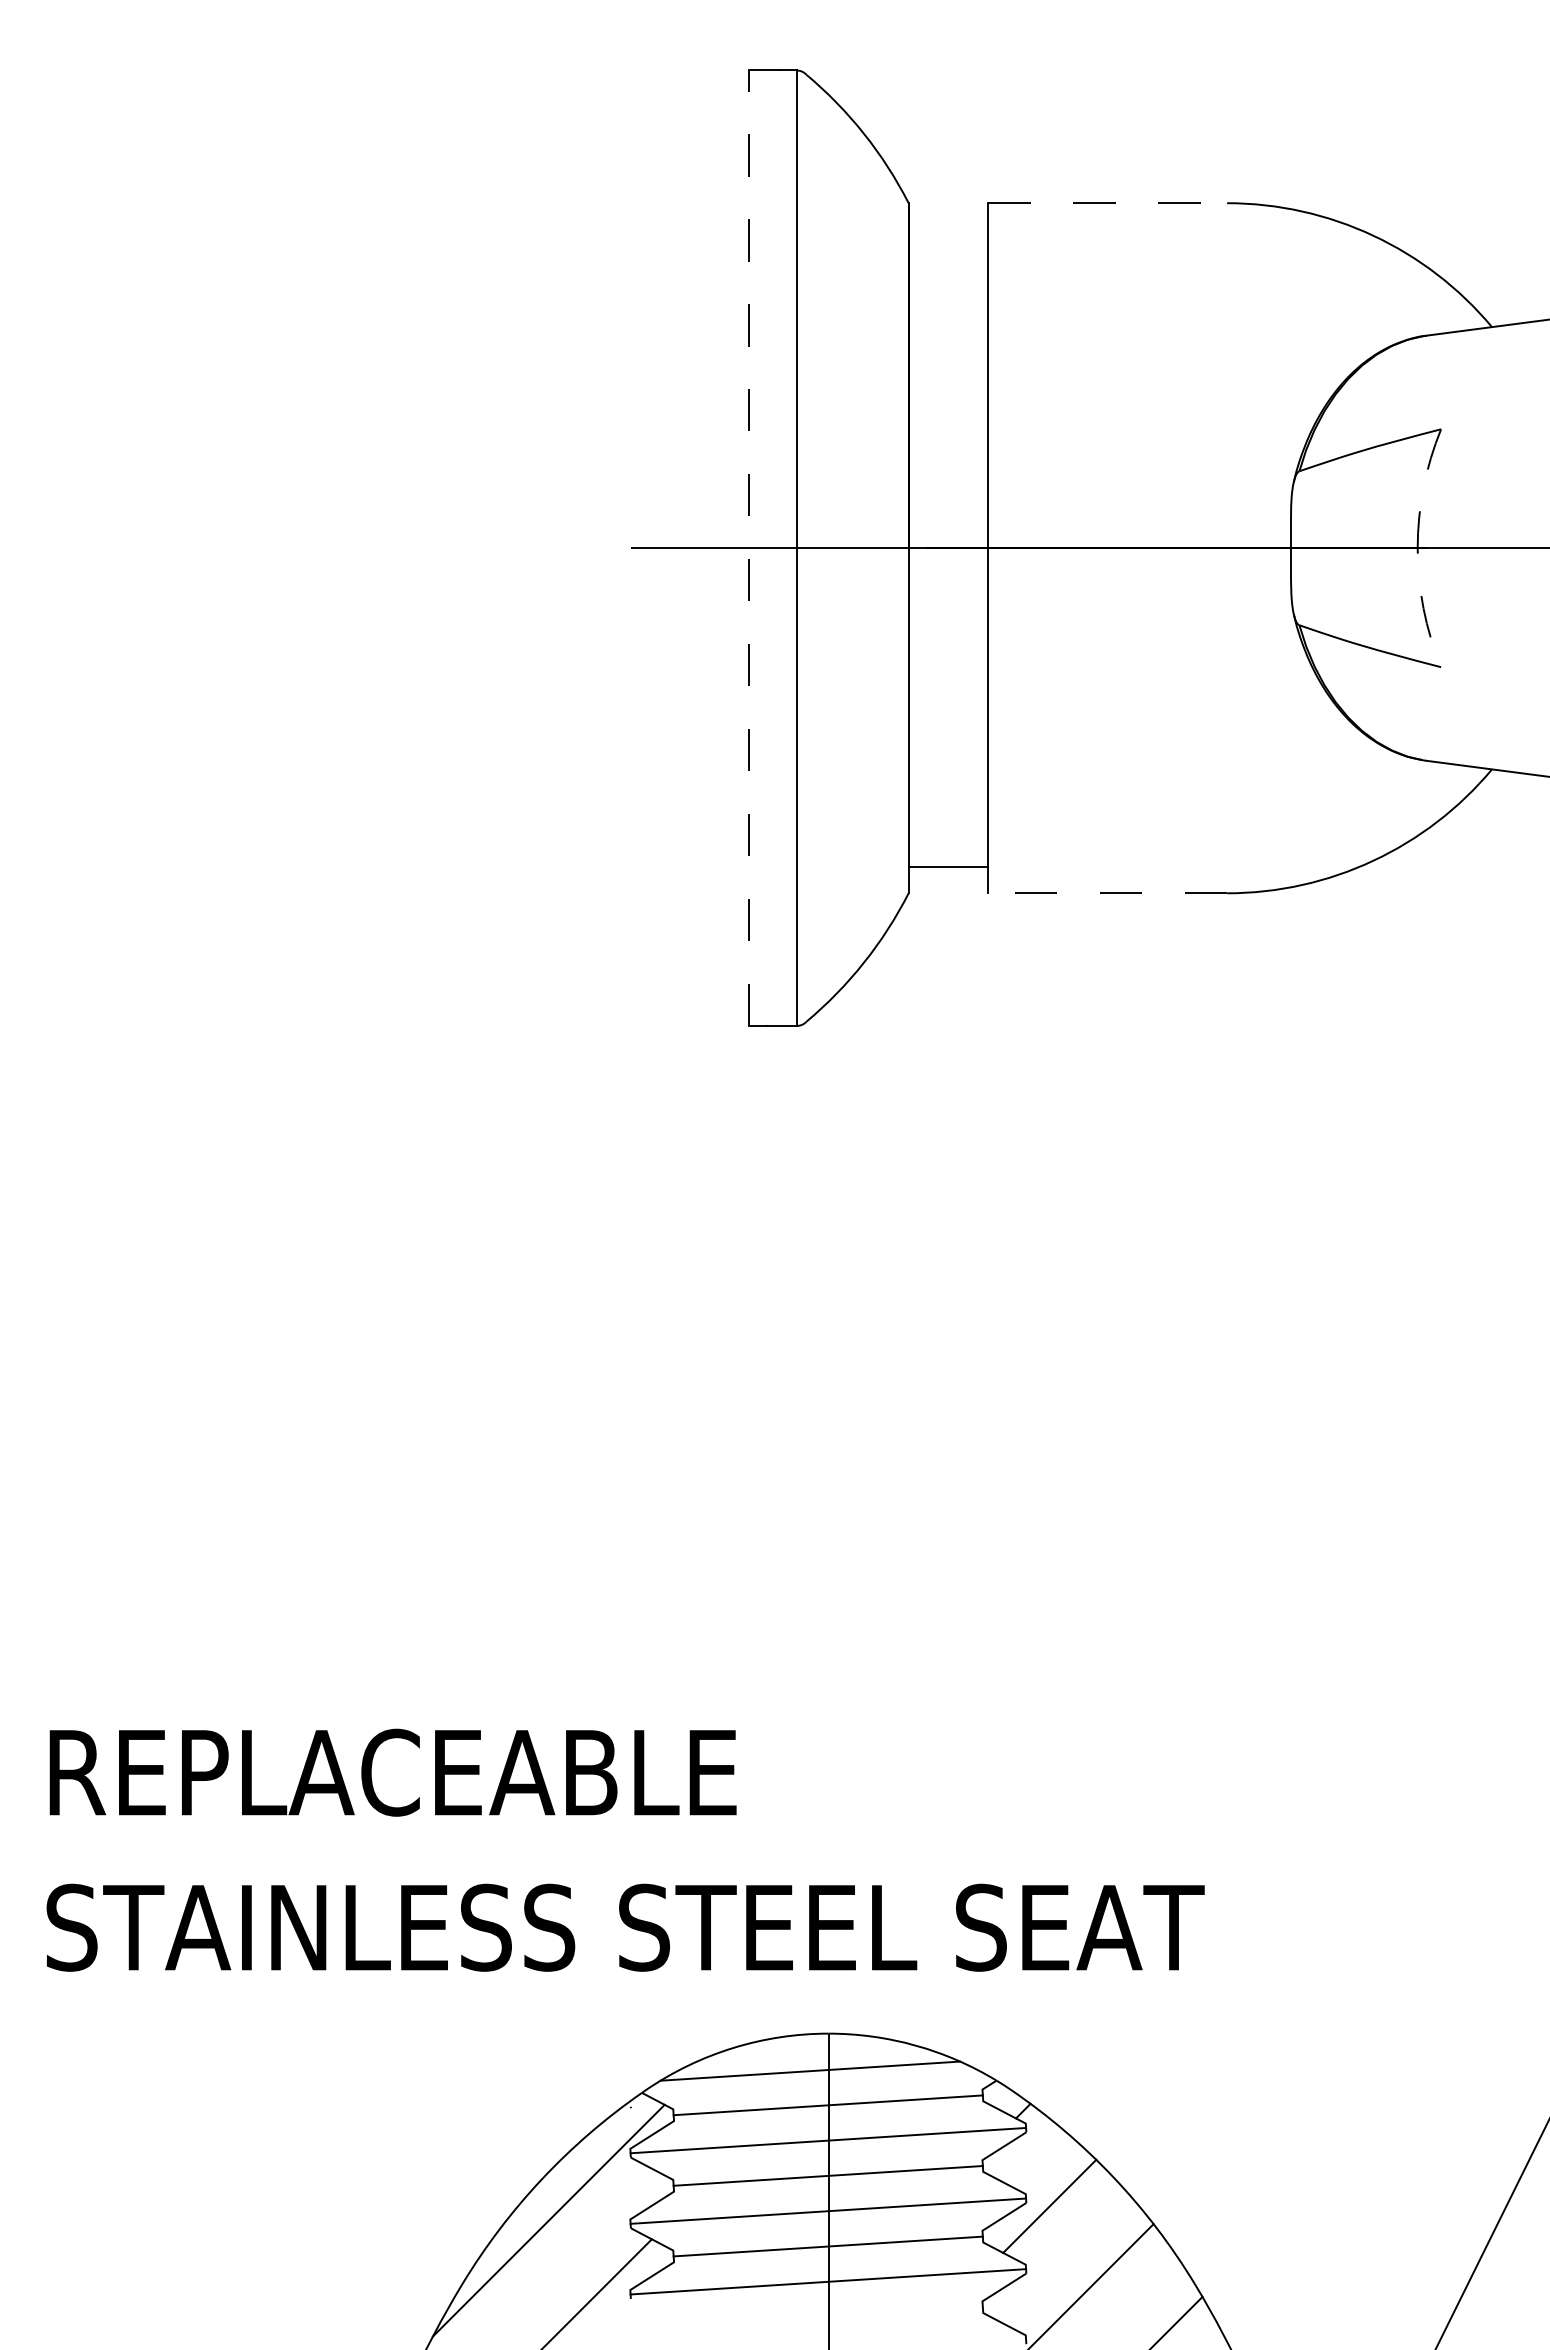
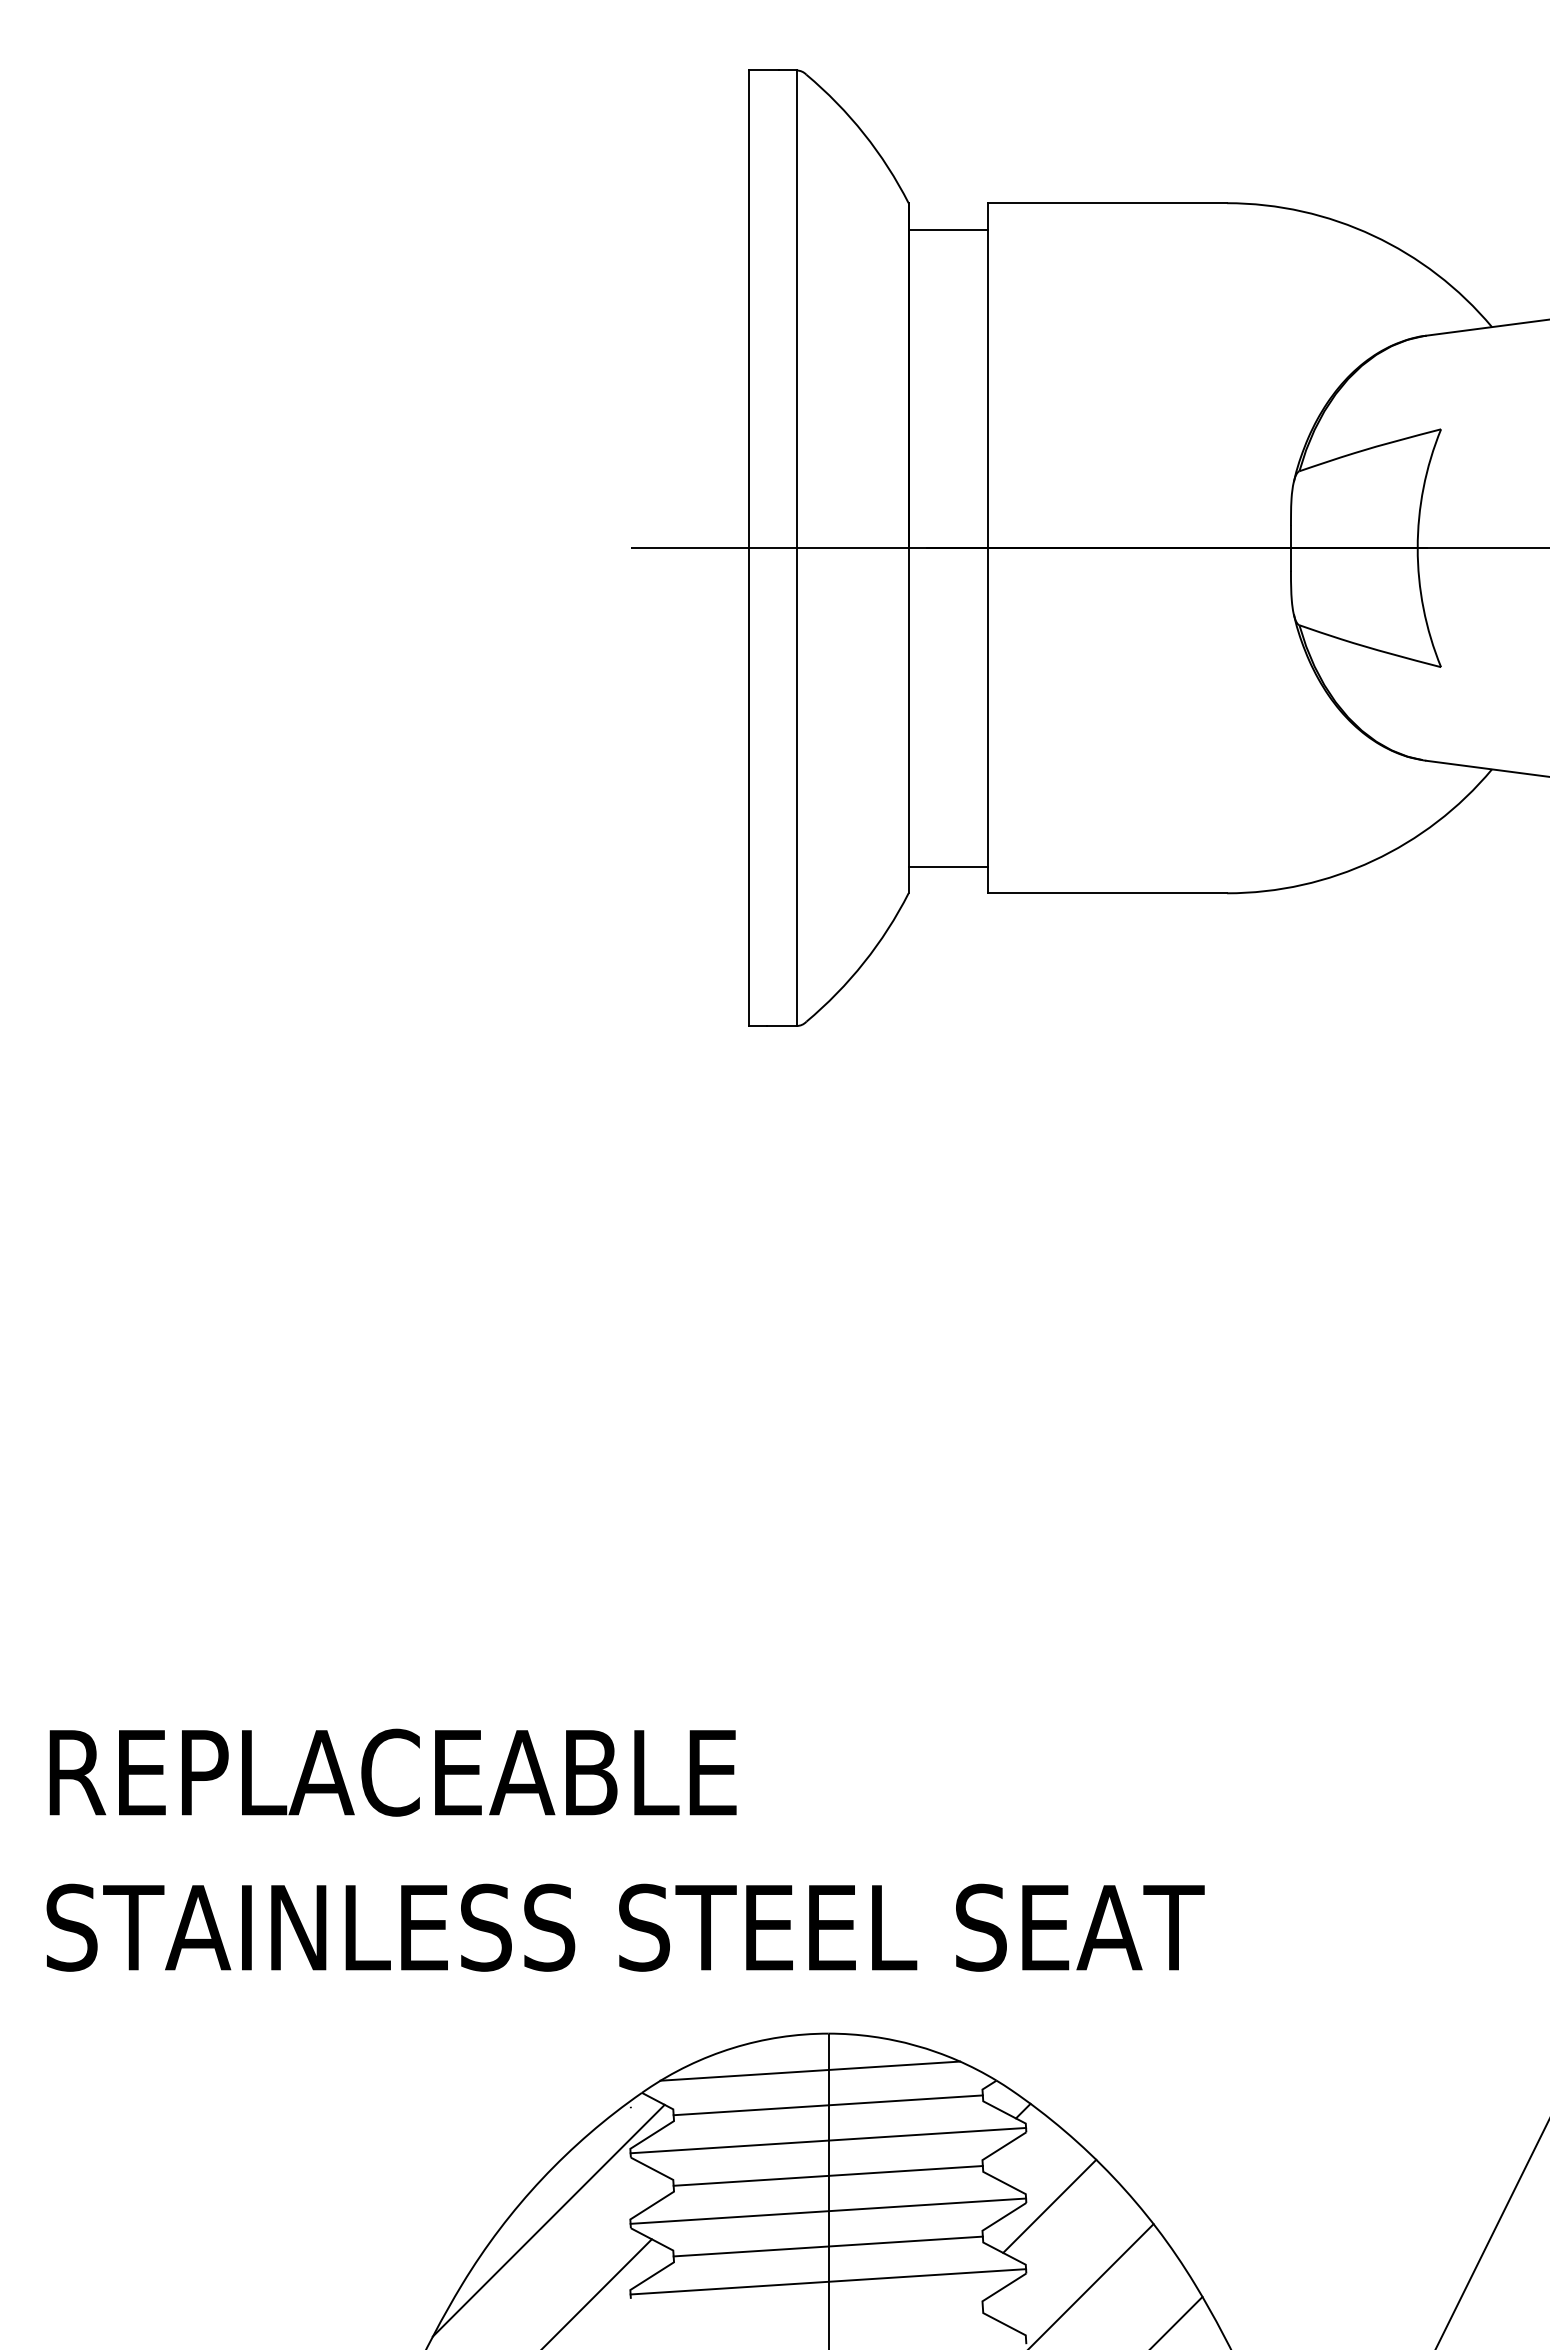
line: dashed -> solid (1108, 203)
line: none -> present (948, 229)
line: dashed -> solid (749, 548)
arc: dashed -> solid (1417, 548)
line: dashed -> solid (1107, 893)
